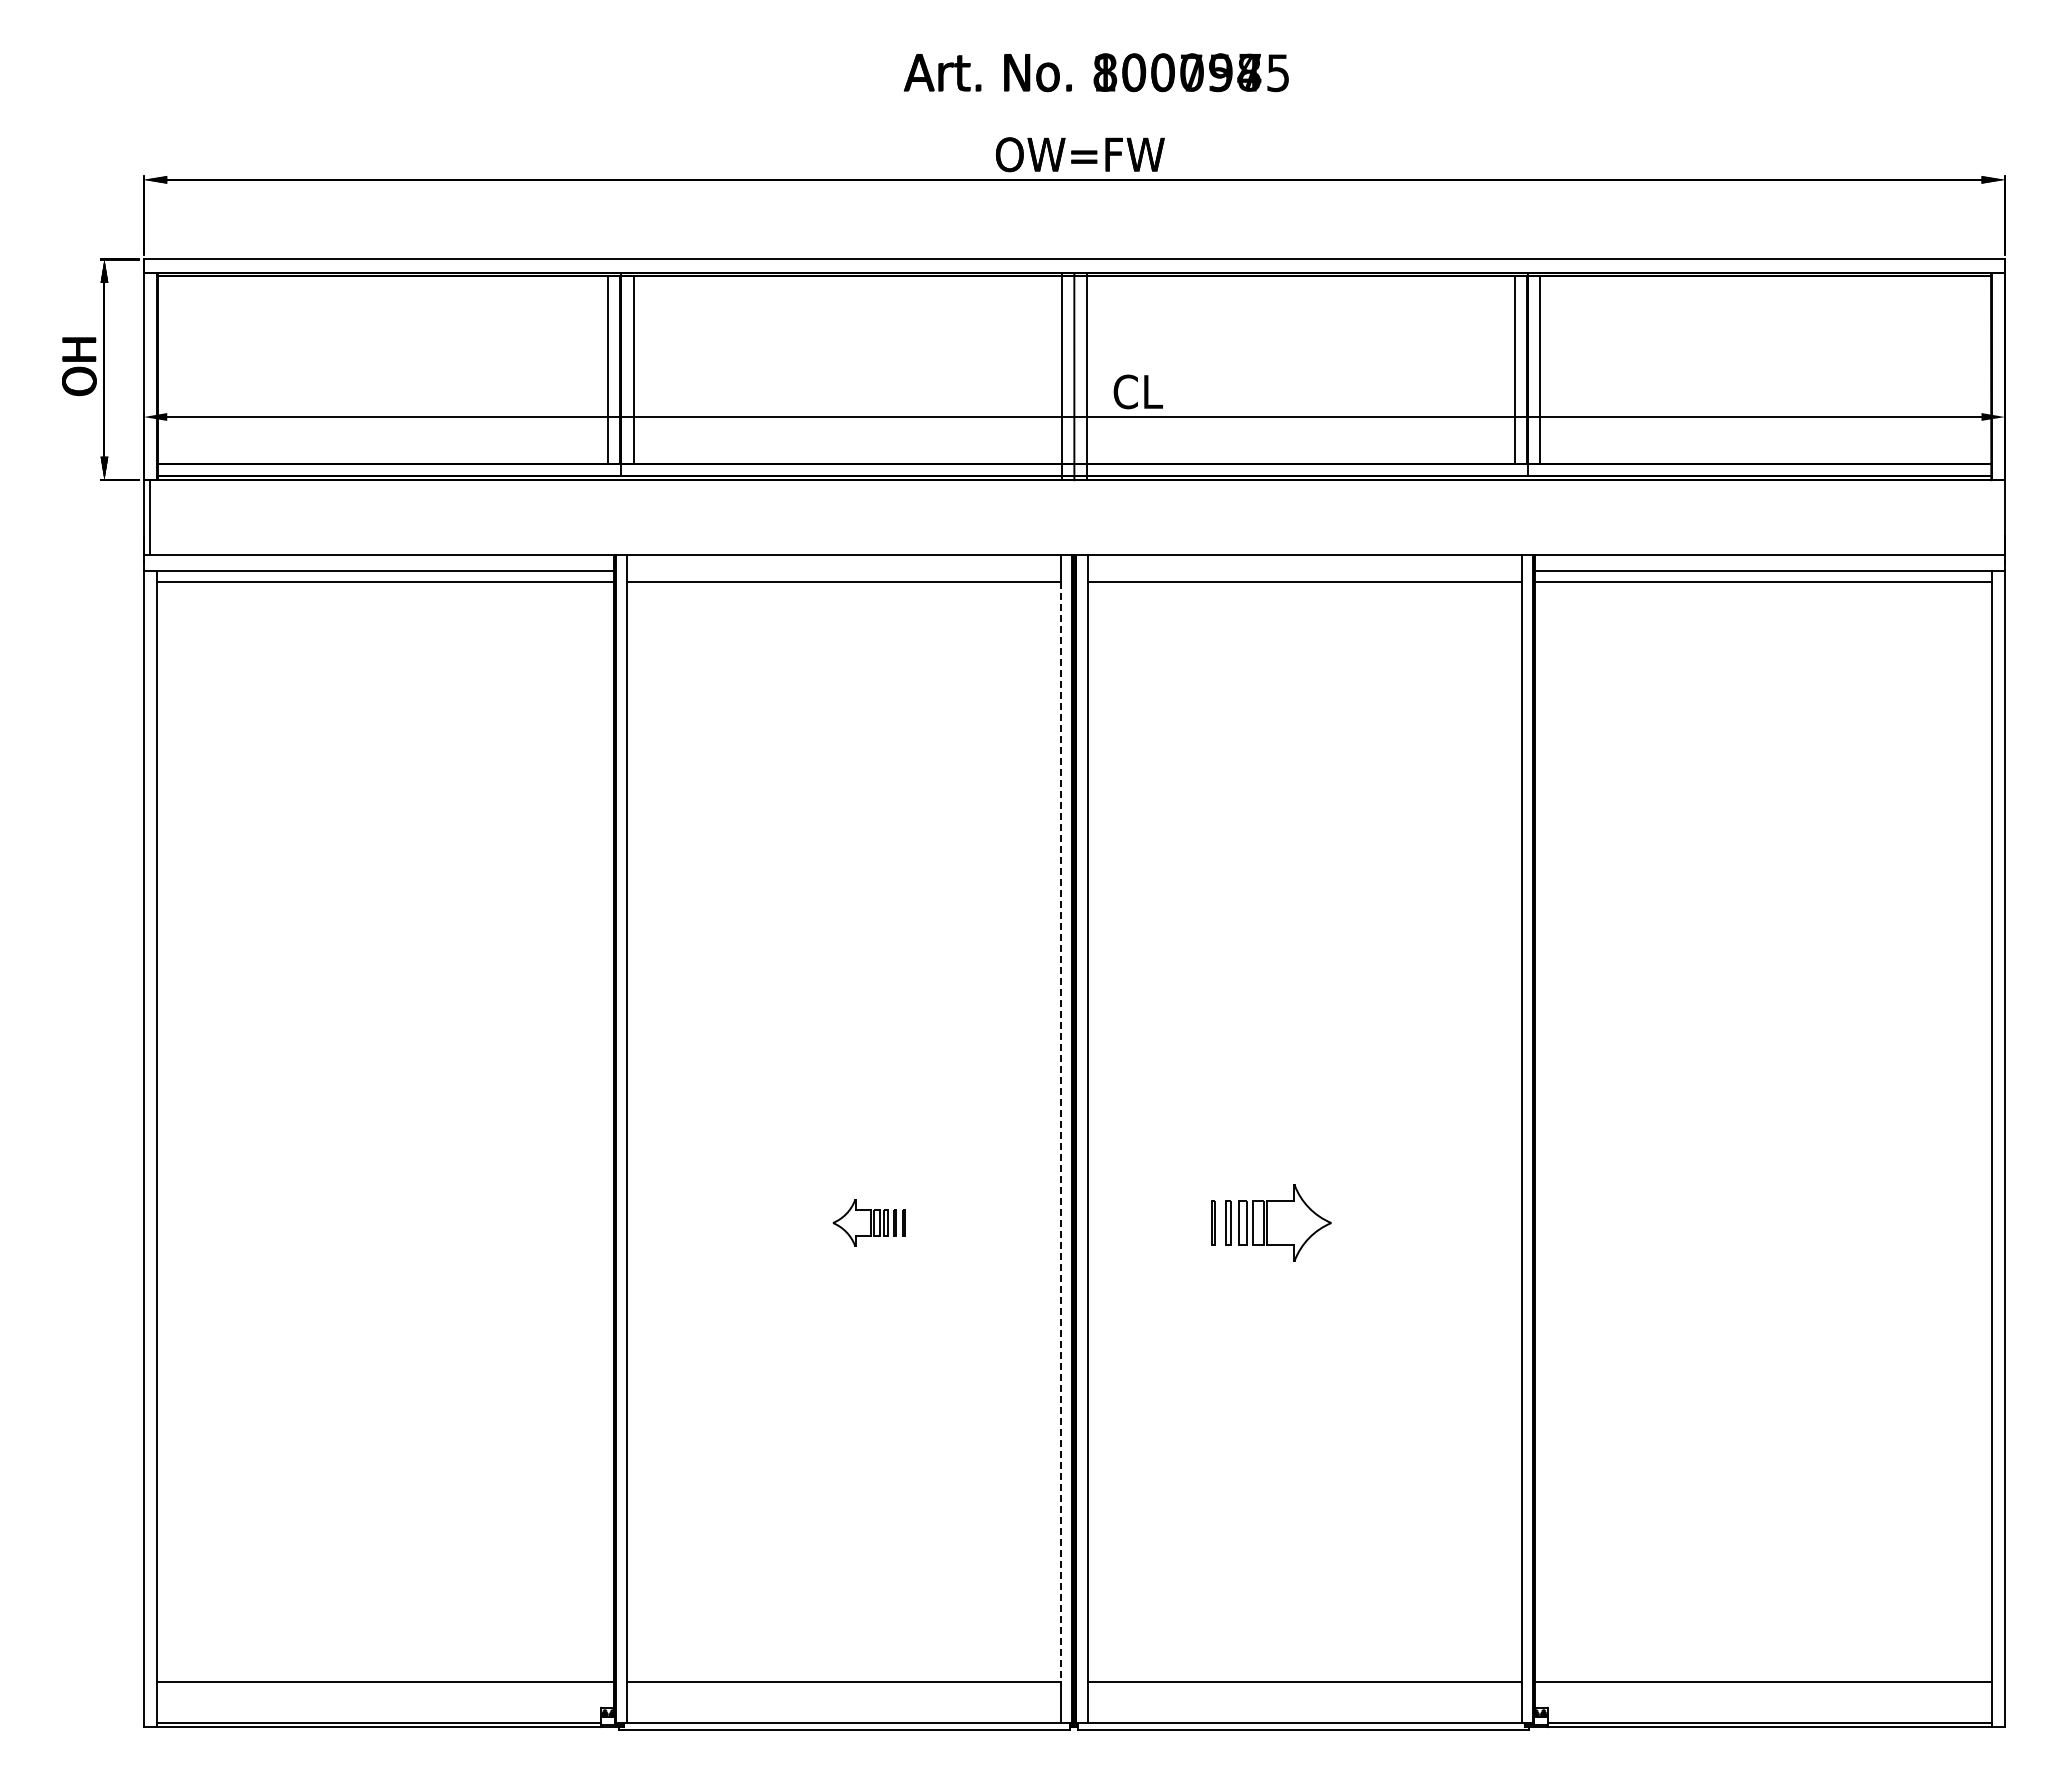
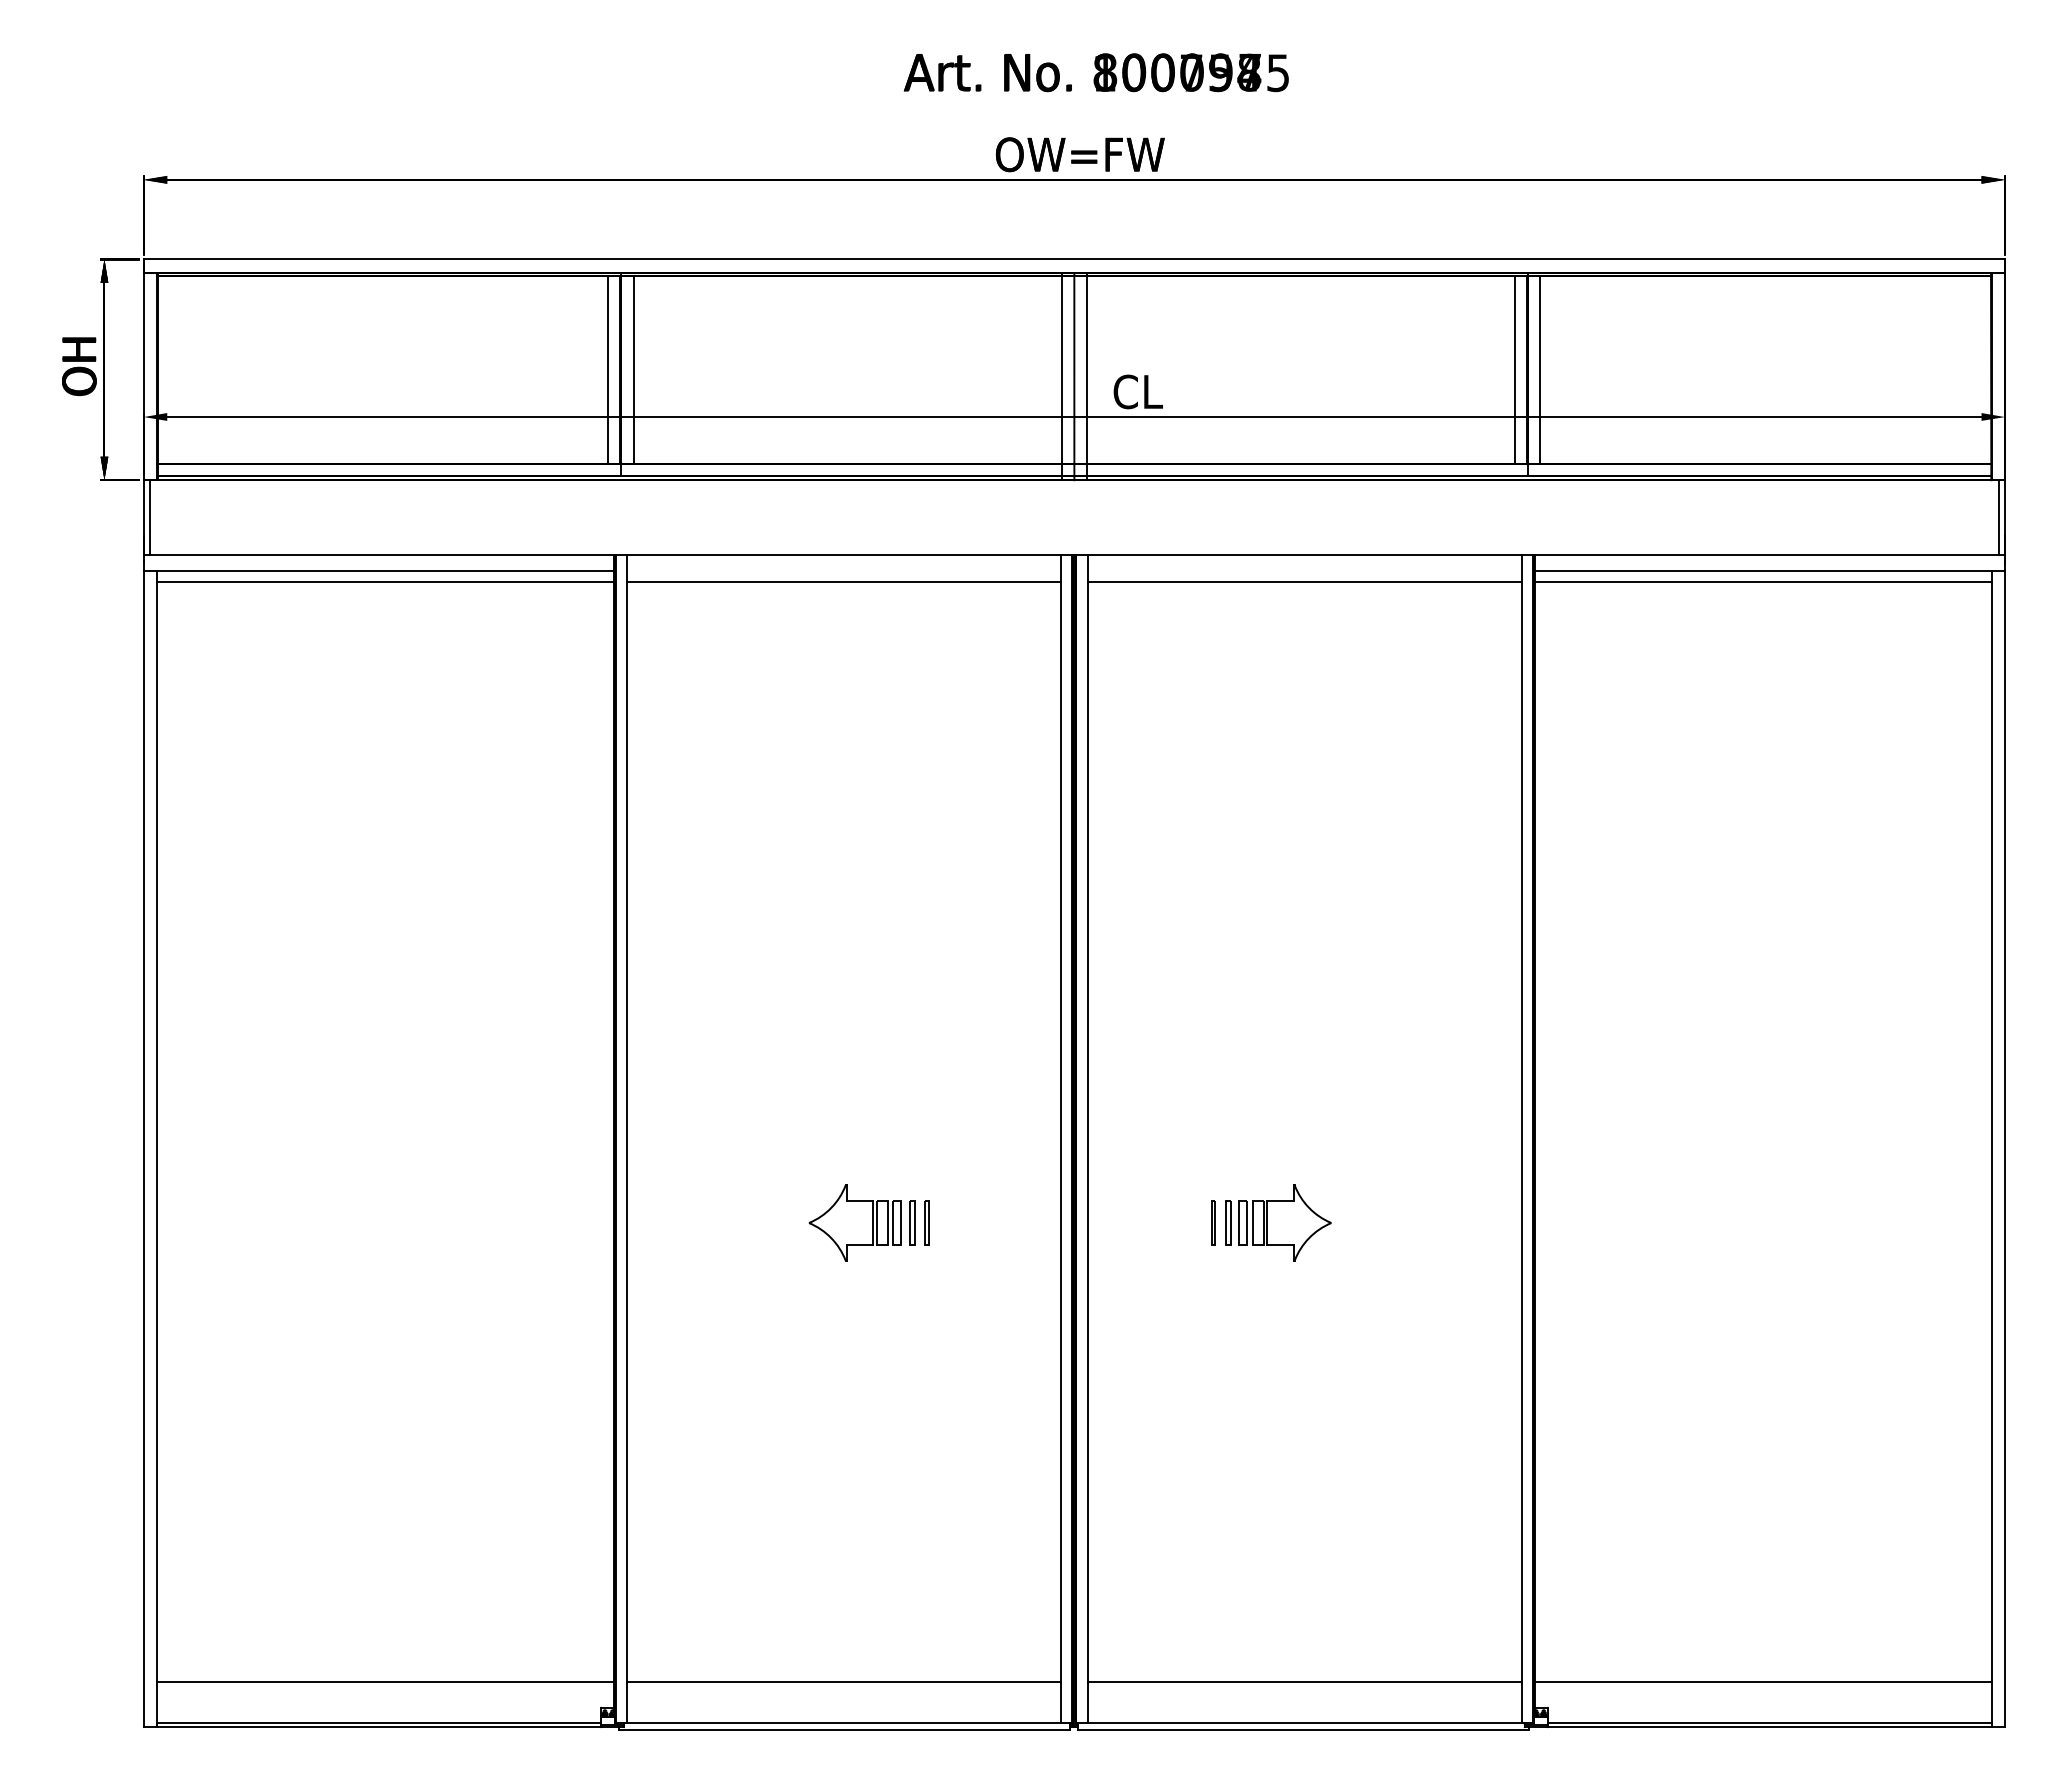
line: none -> present (1998, 517)
line: dashed -> solid (1061, 1132)
part size: 74x48 px -> 122x78 px (868, 1222)
